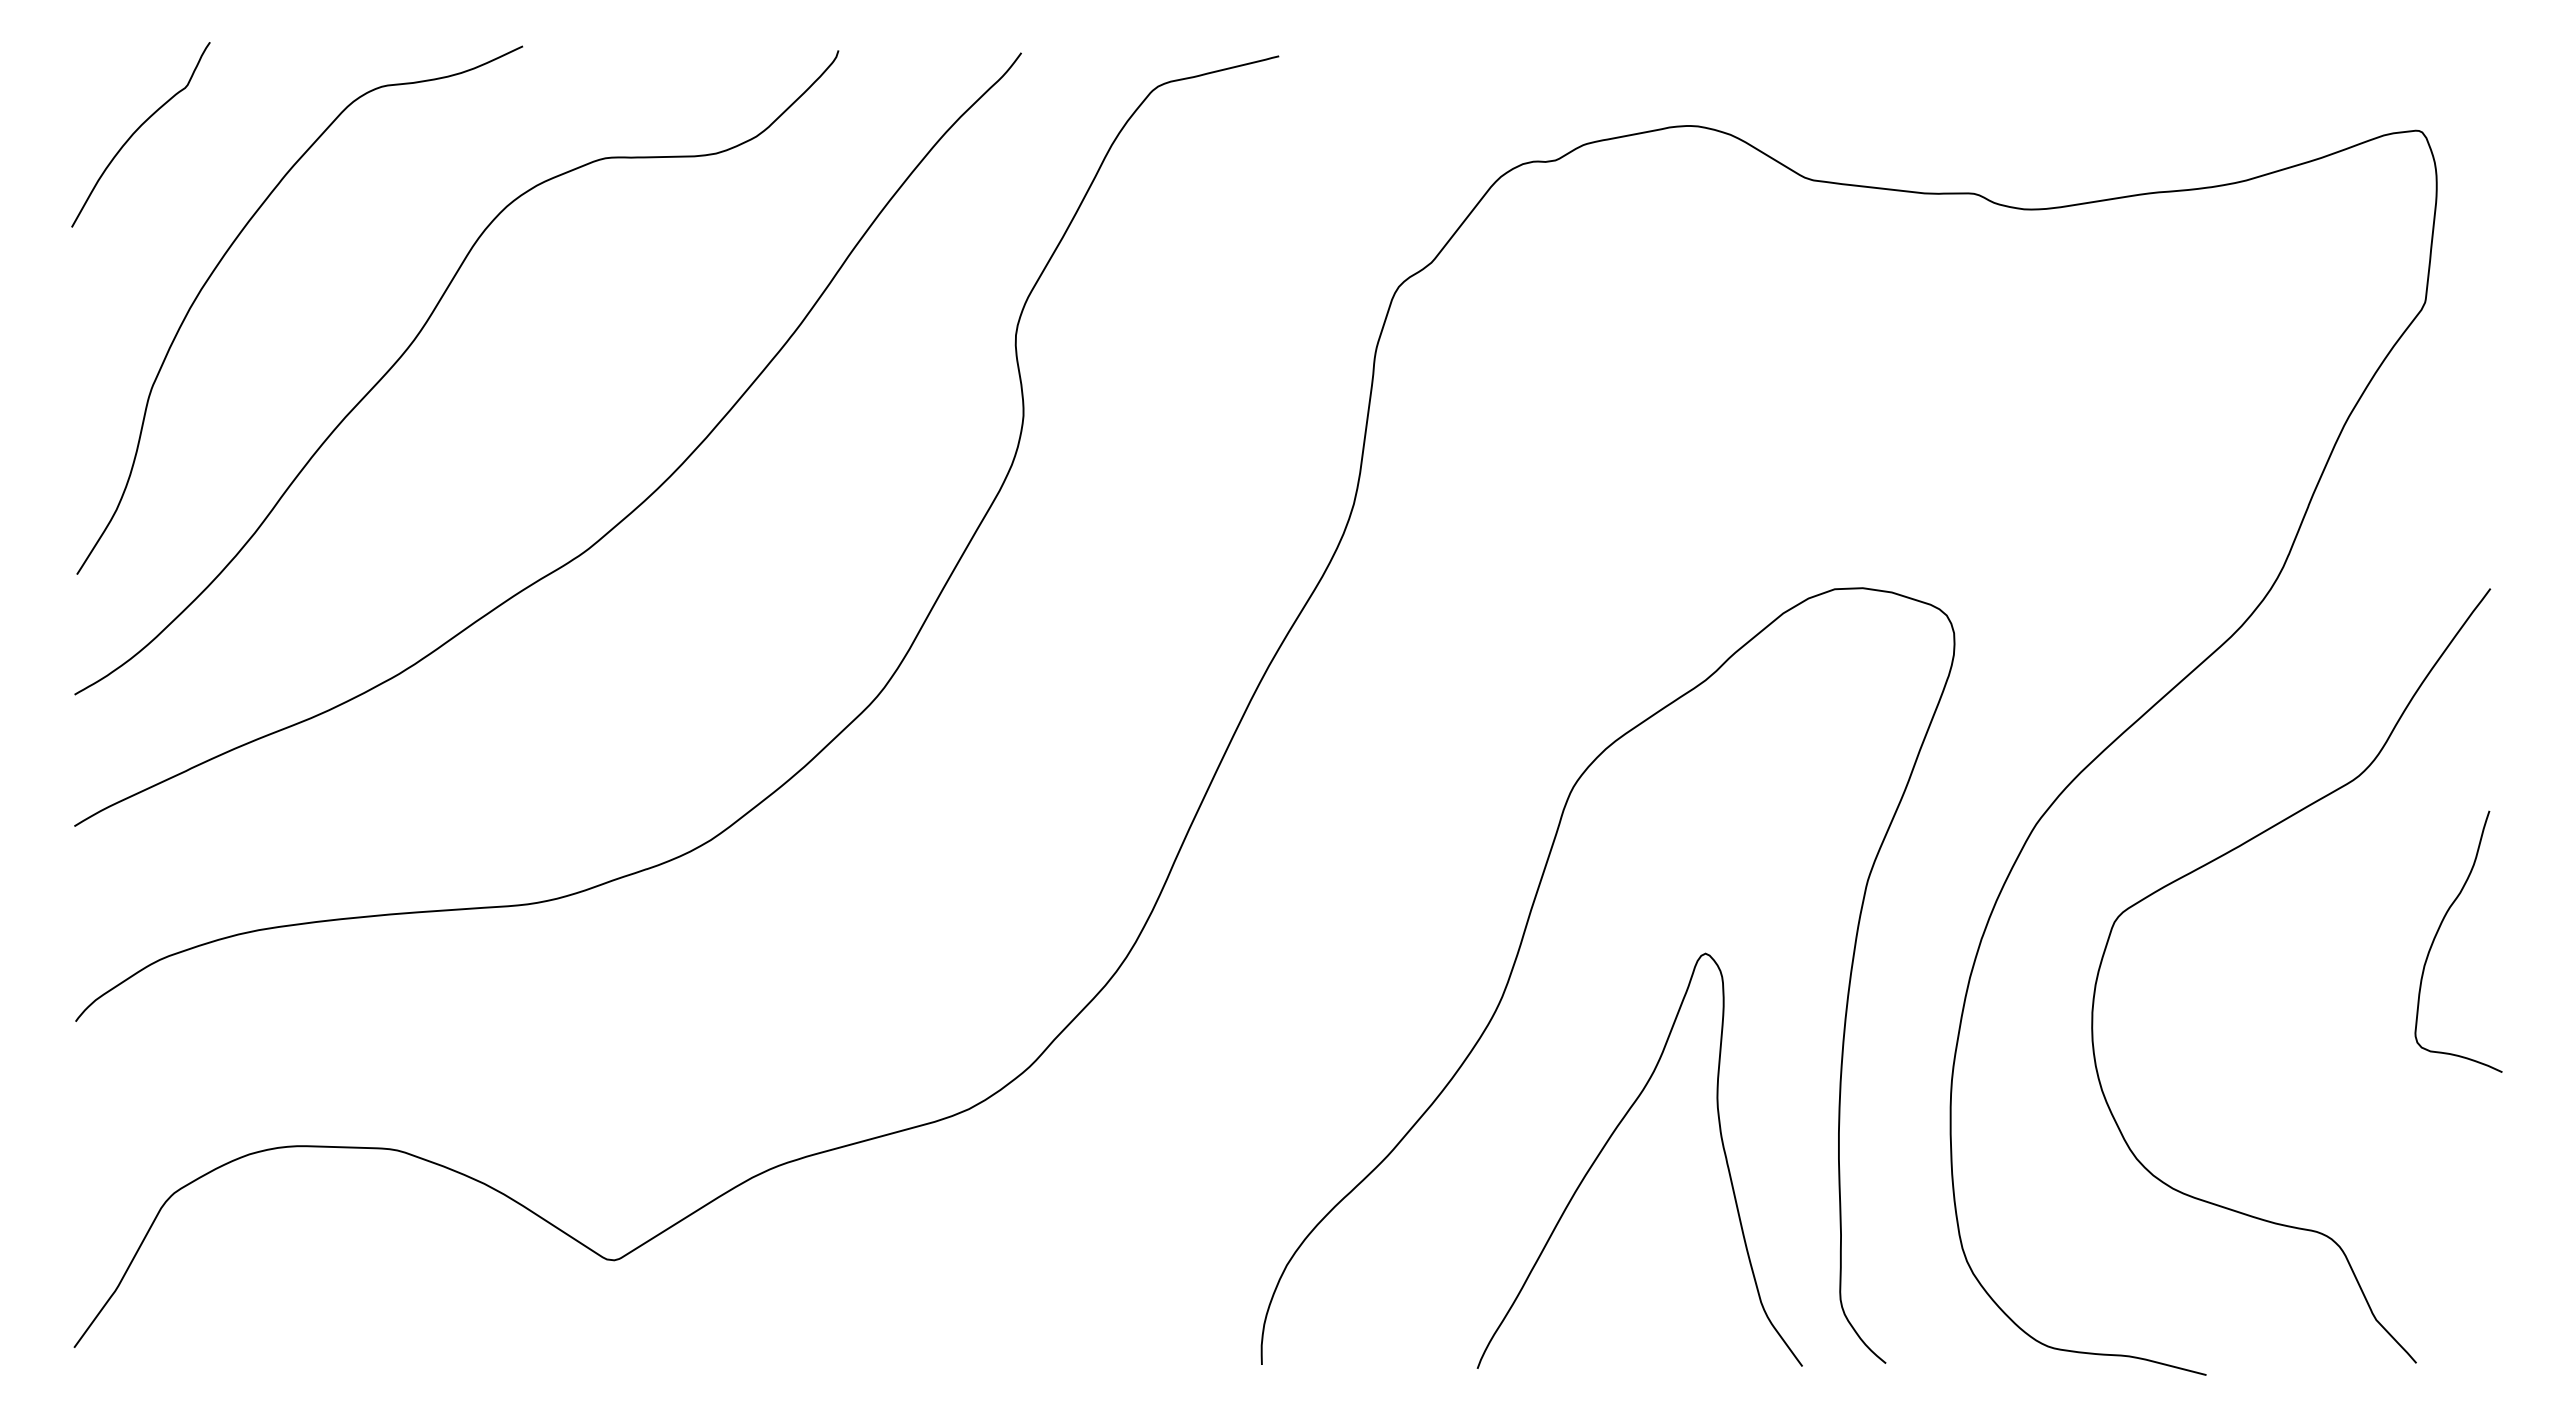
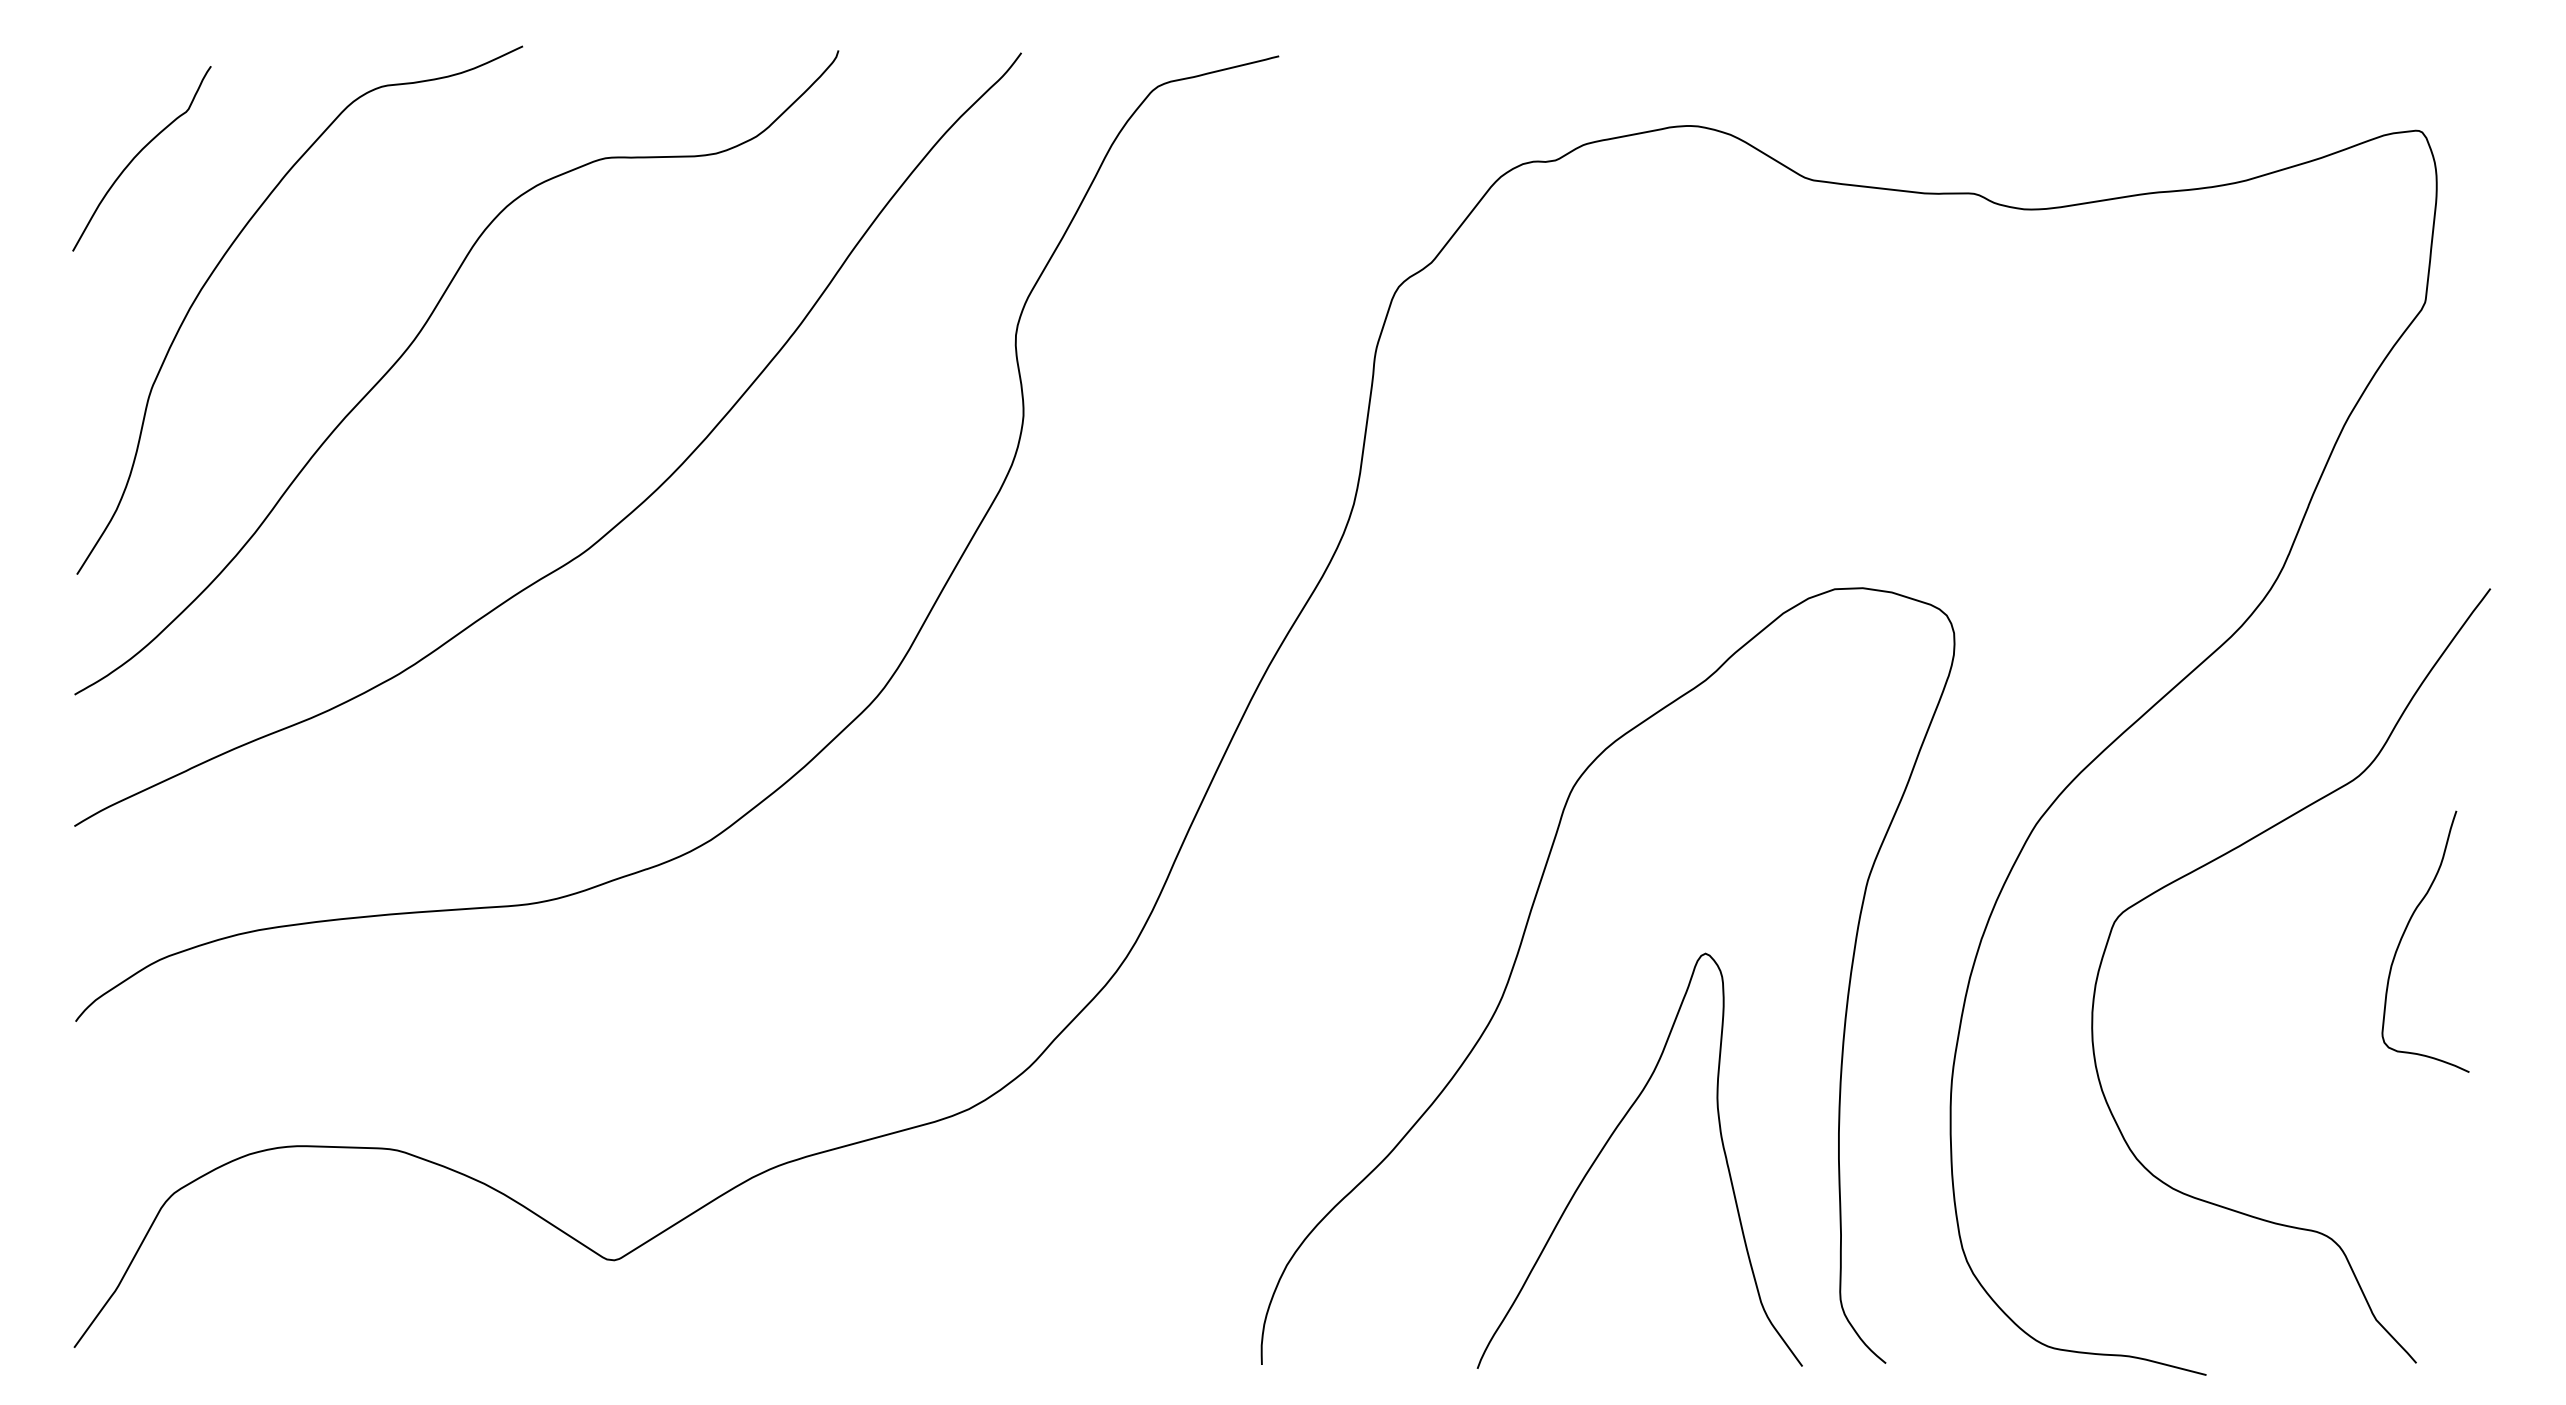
curve position: (137, 130) -> (138, 154) (138, 154)
curve position: (2438, 932) -> (2405, 932) (2405, 932)
